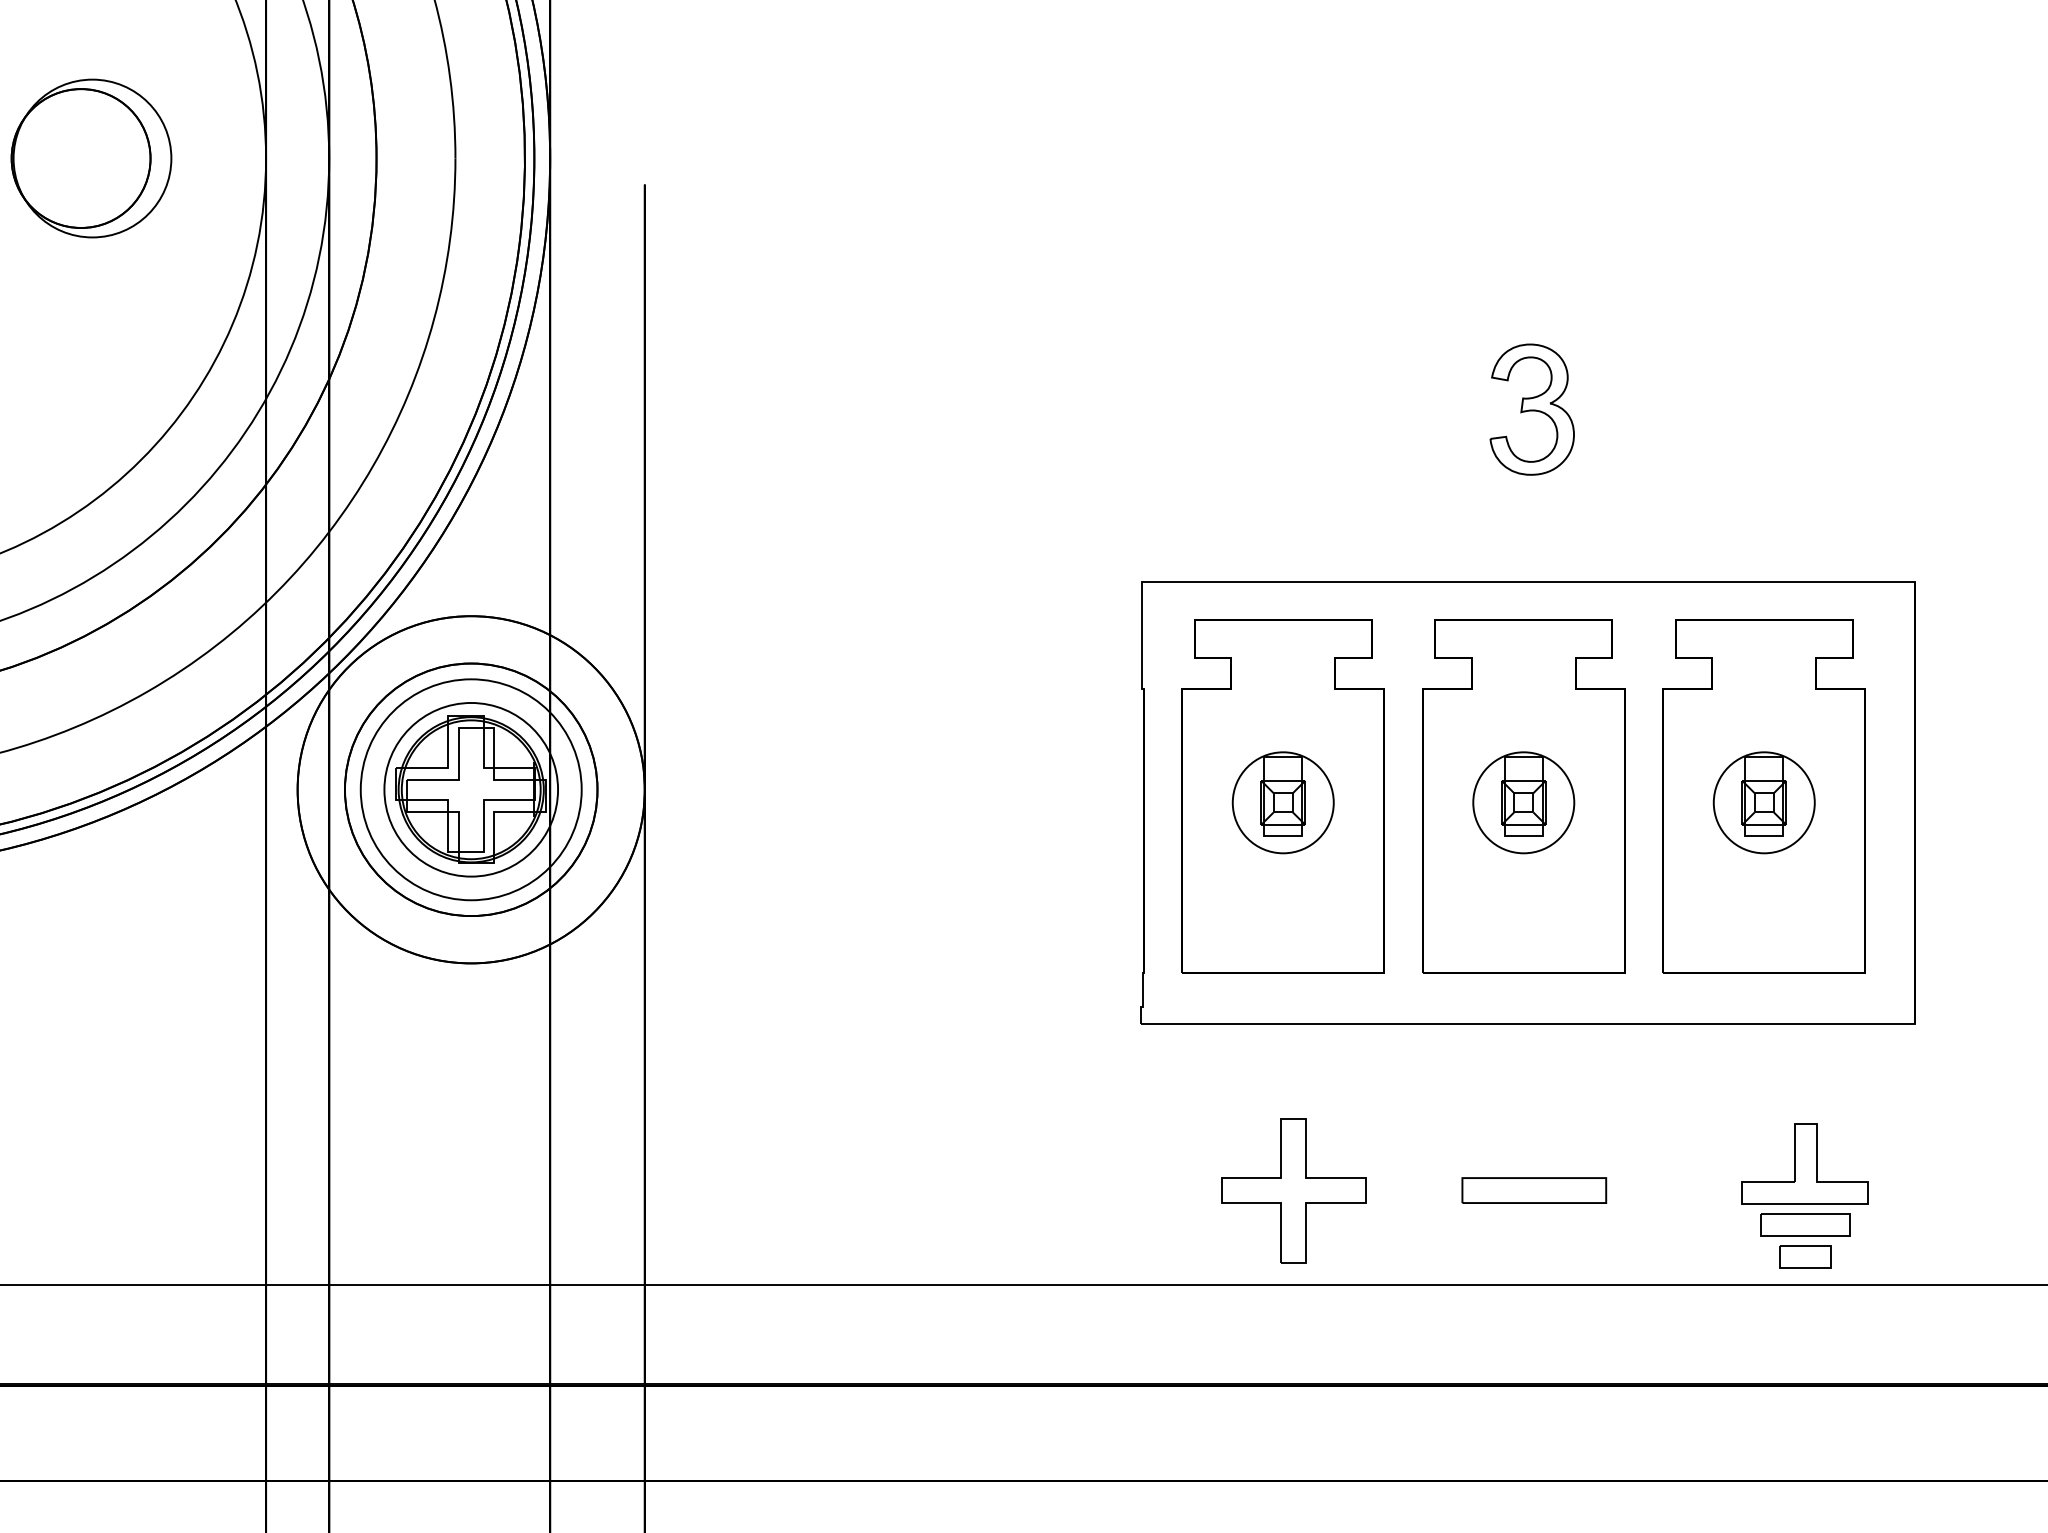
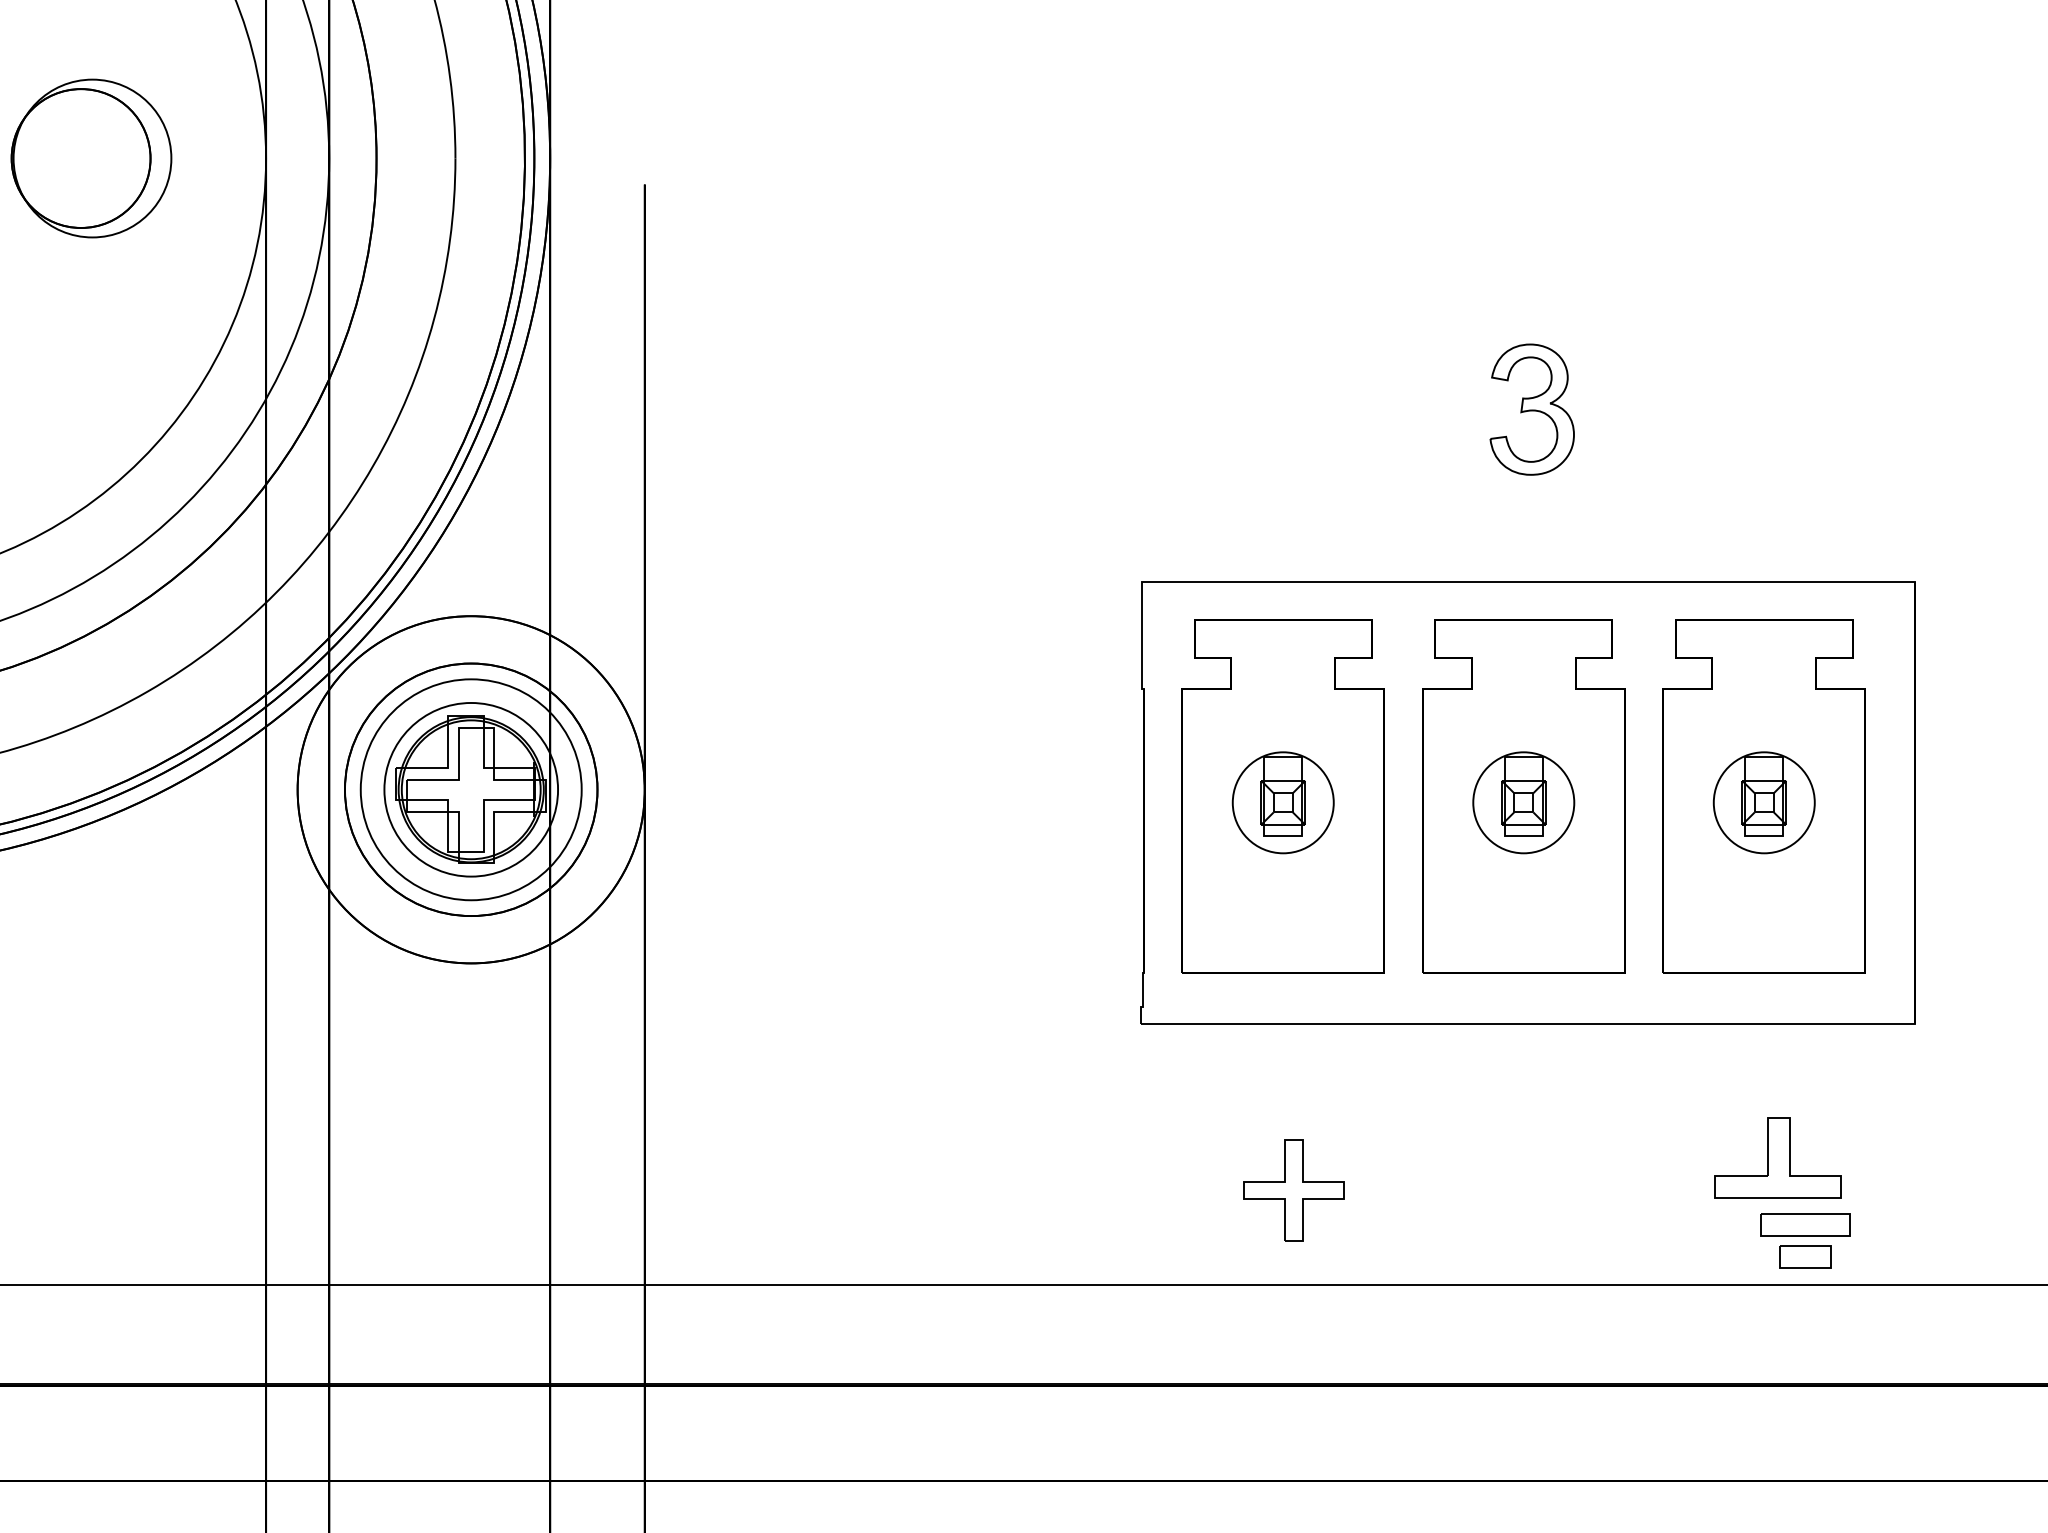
part position: (1804, 1163) -> (1777, 1157) (1777, 1157)
part size: 146x146 px -> 102x103 px (1293, 1190)
part: present -> none (1534, 1190)
